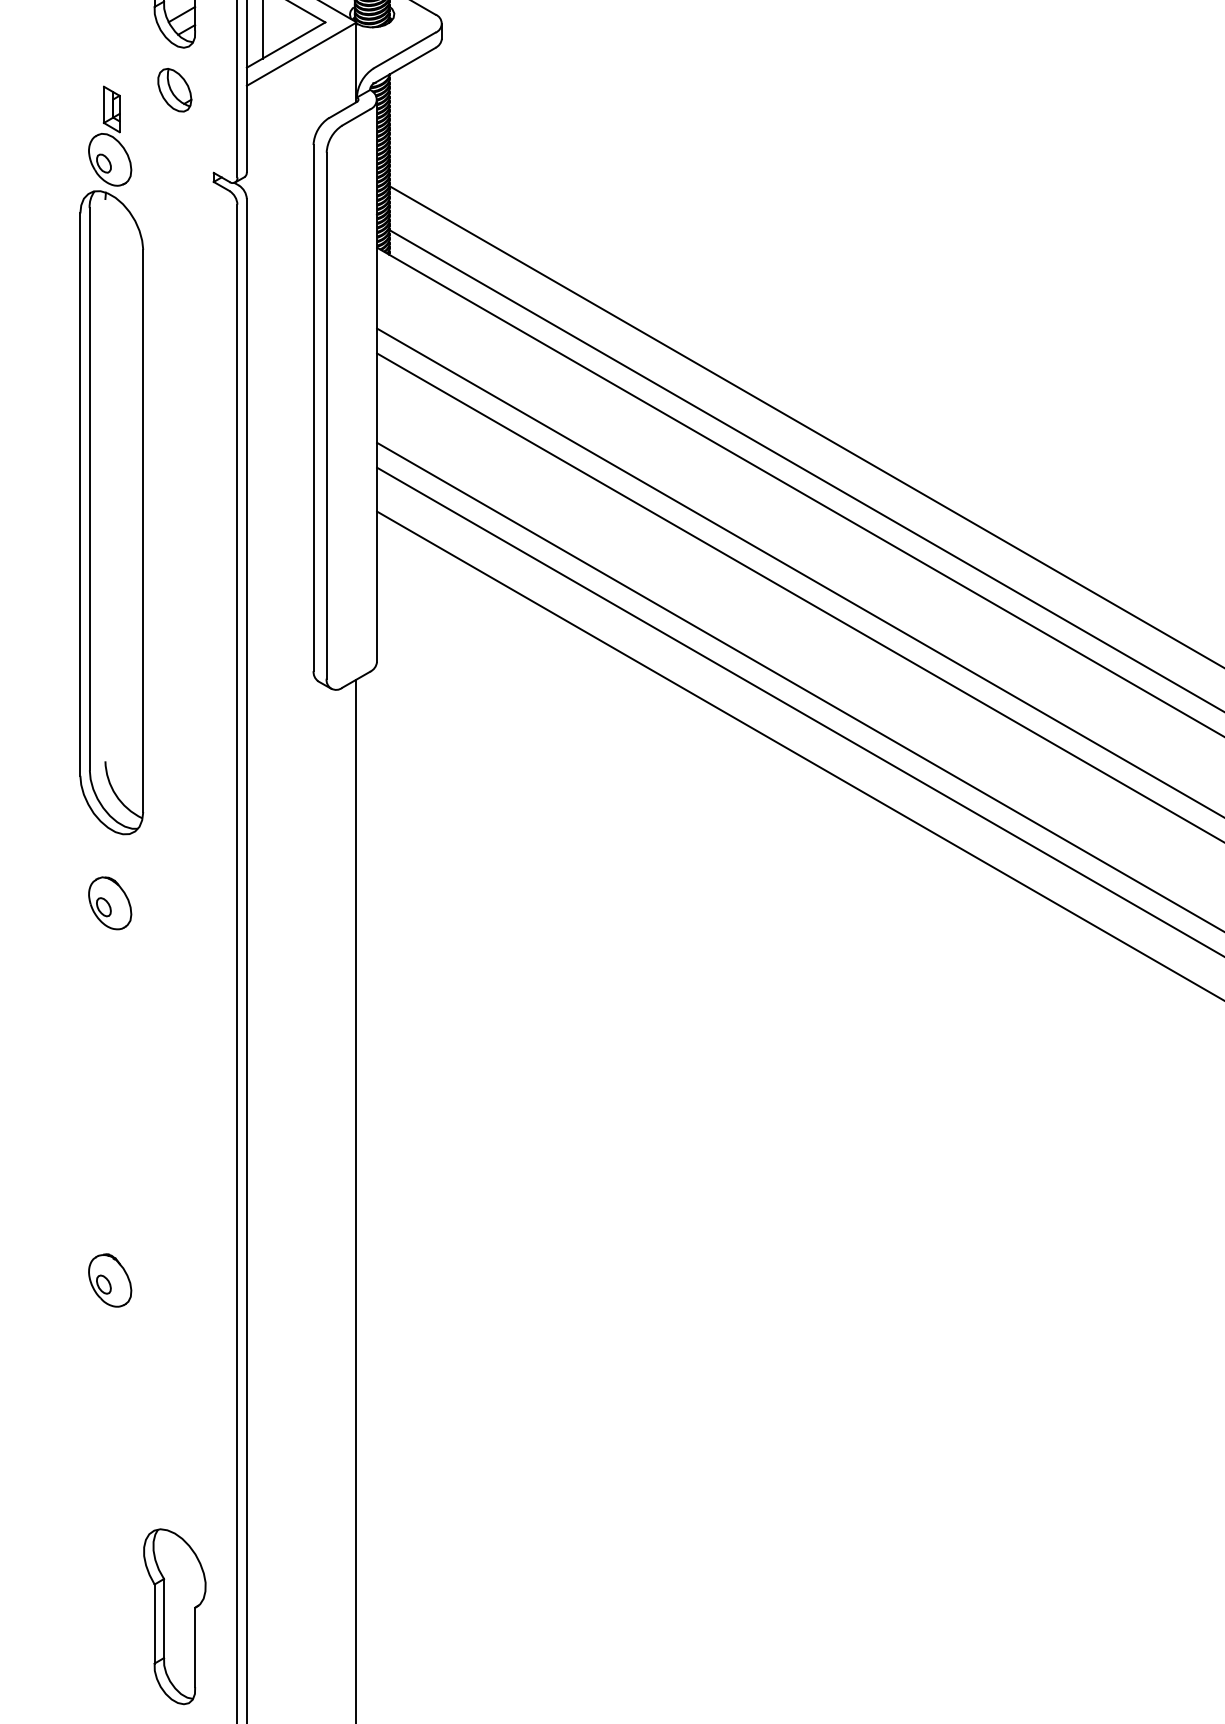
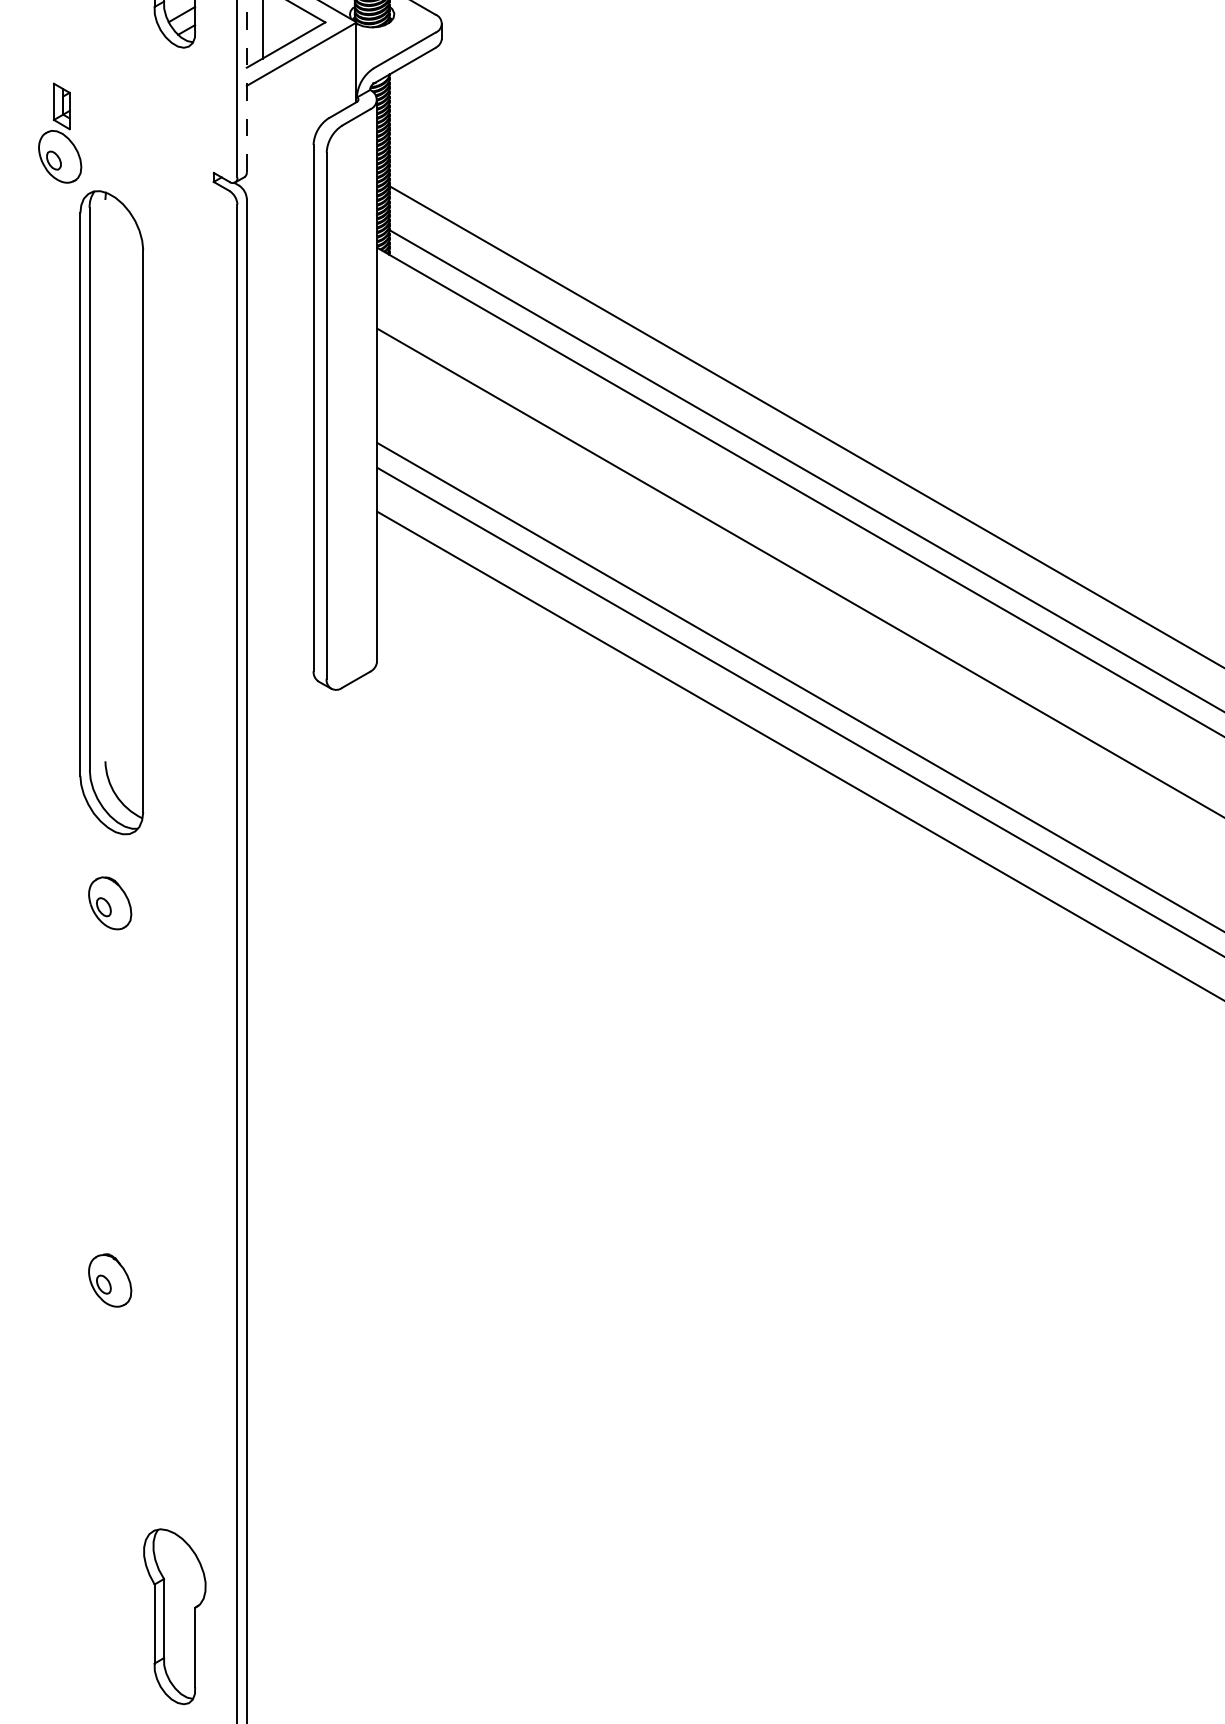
line: solid -> dashed (246, 86)
part: present -> none (174, 90)
part position: (110, 135) -> (60, 132) (60, 132)
line: present -> none (799, 596)
line: present -> none (356, 1199)
